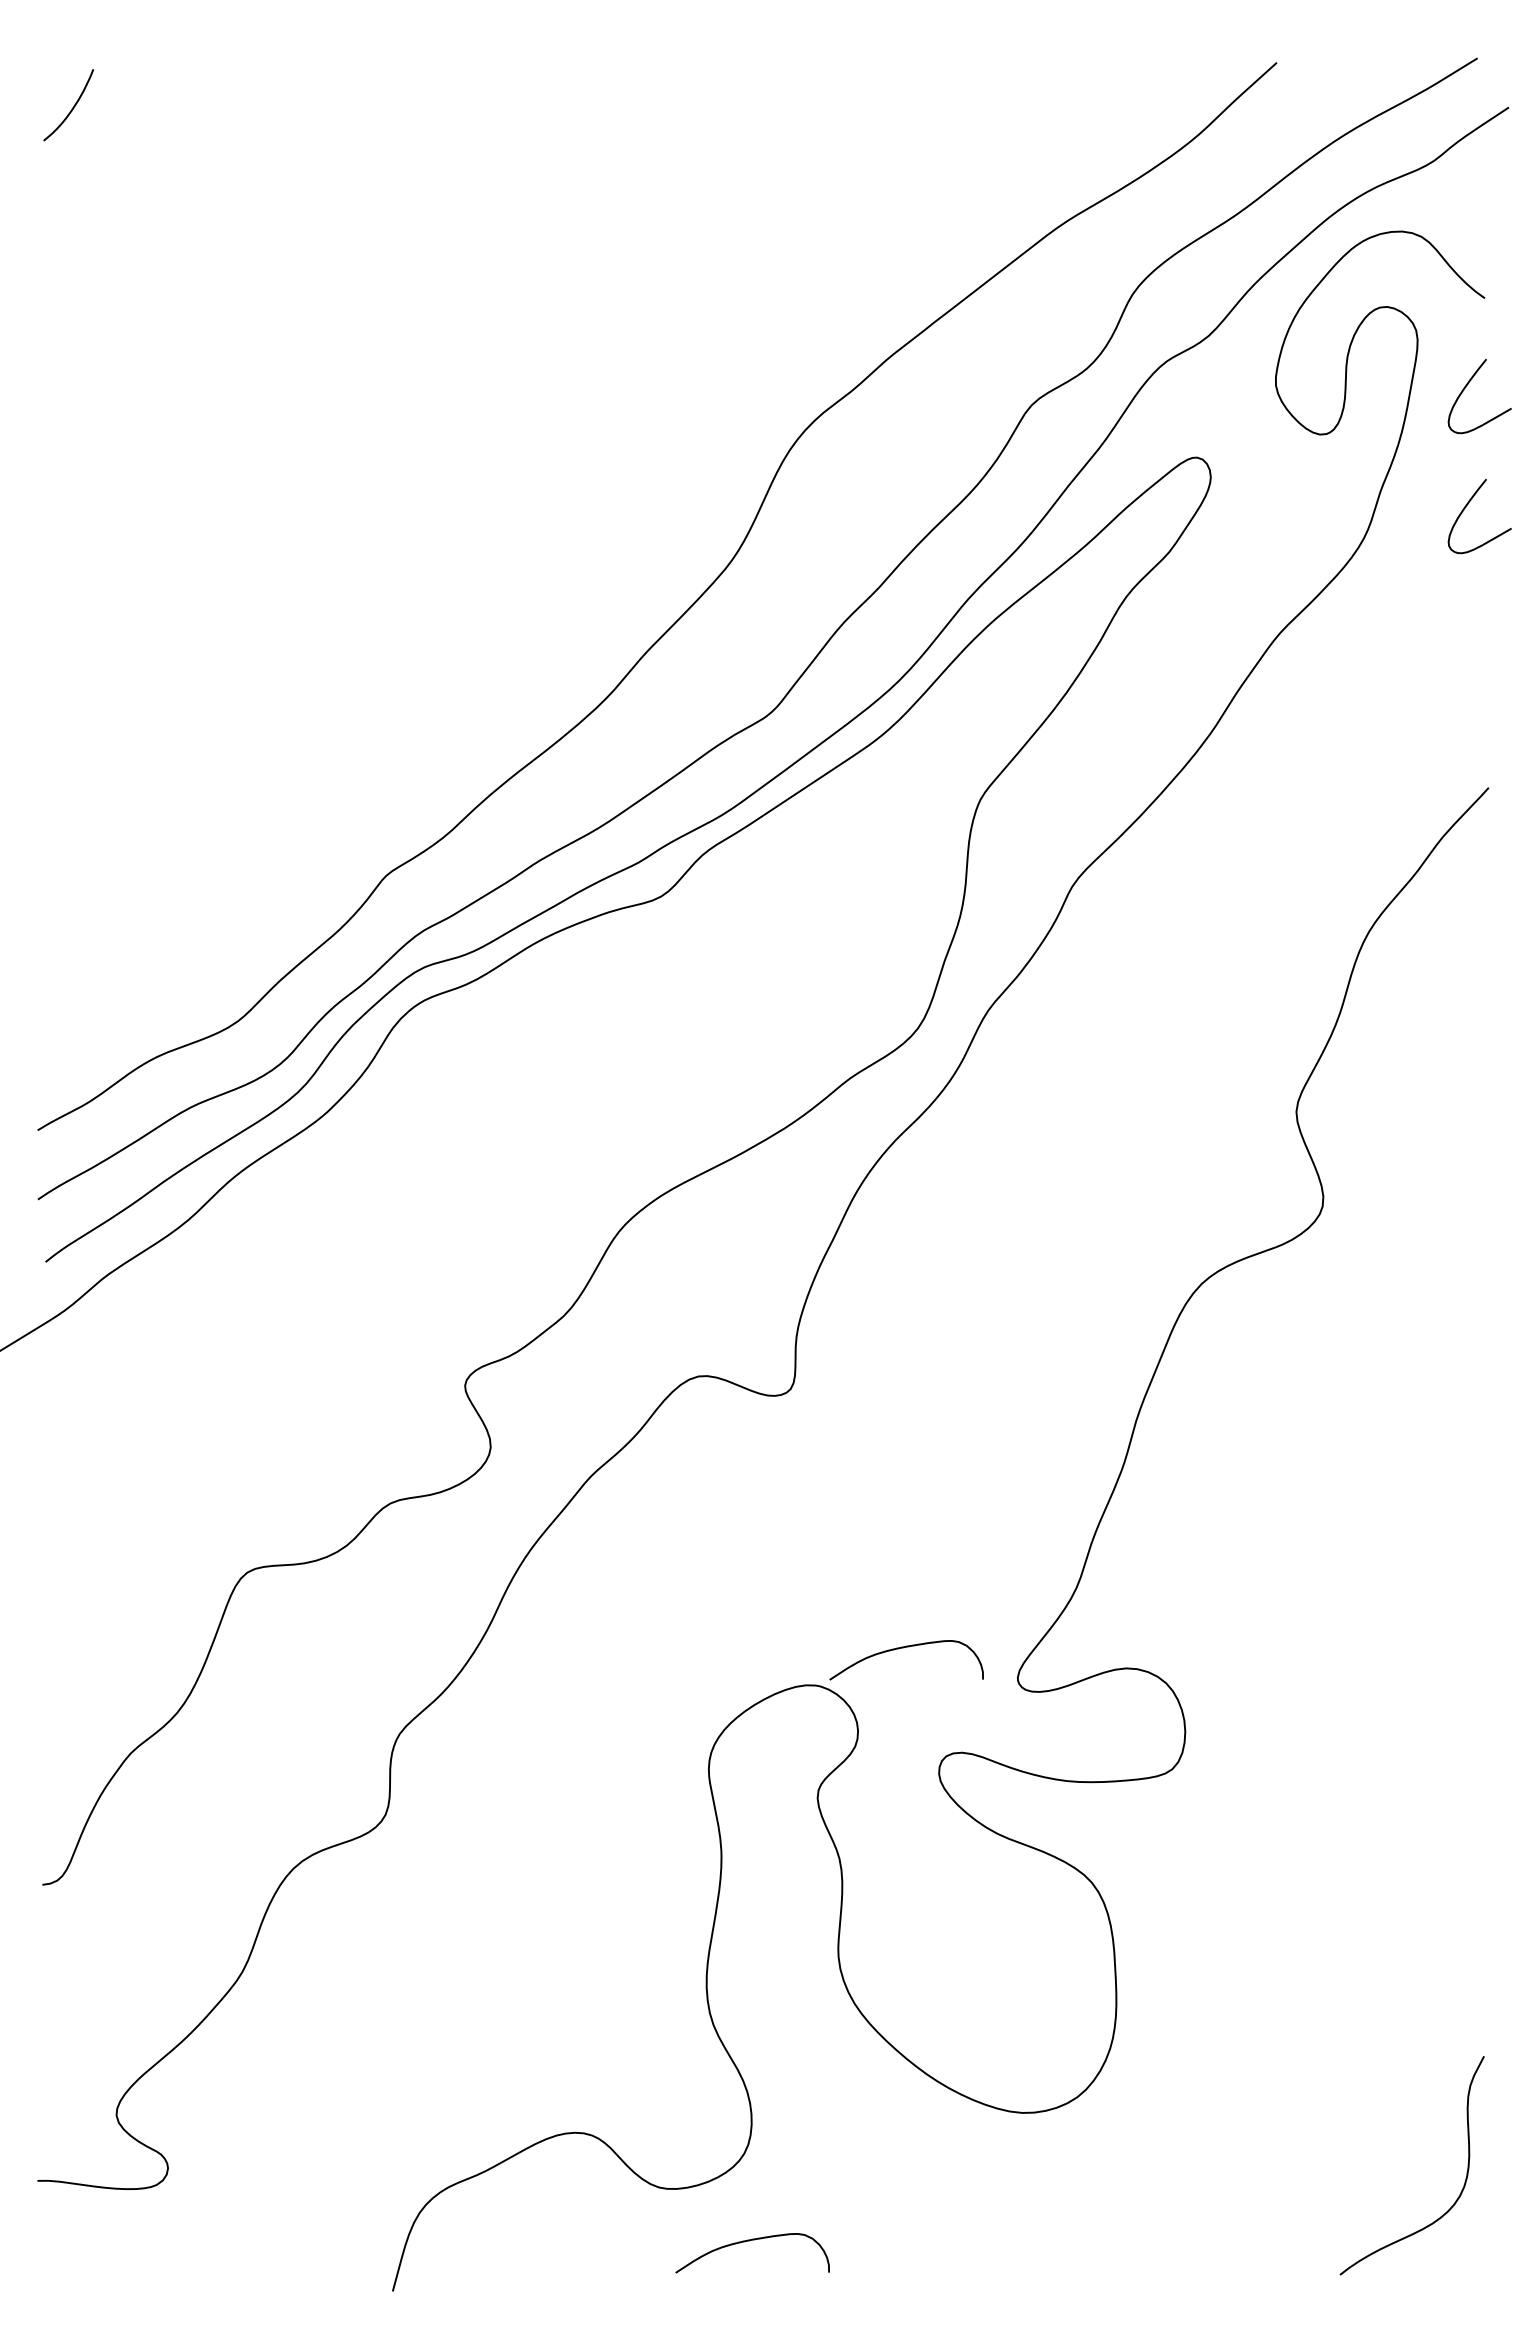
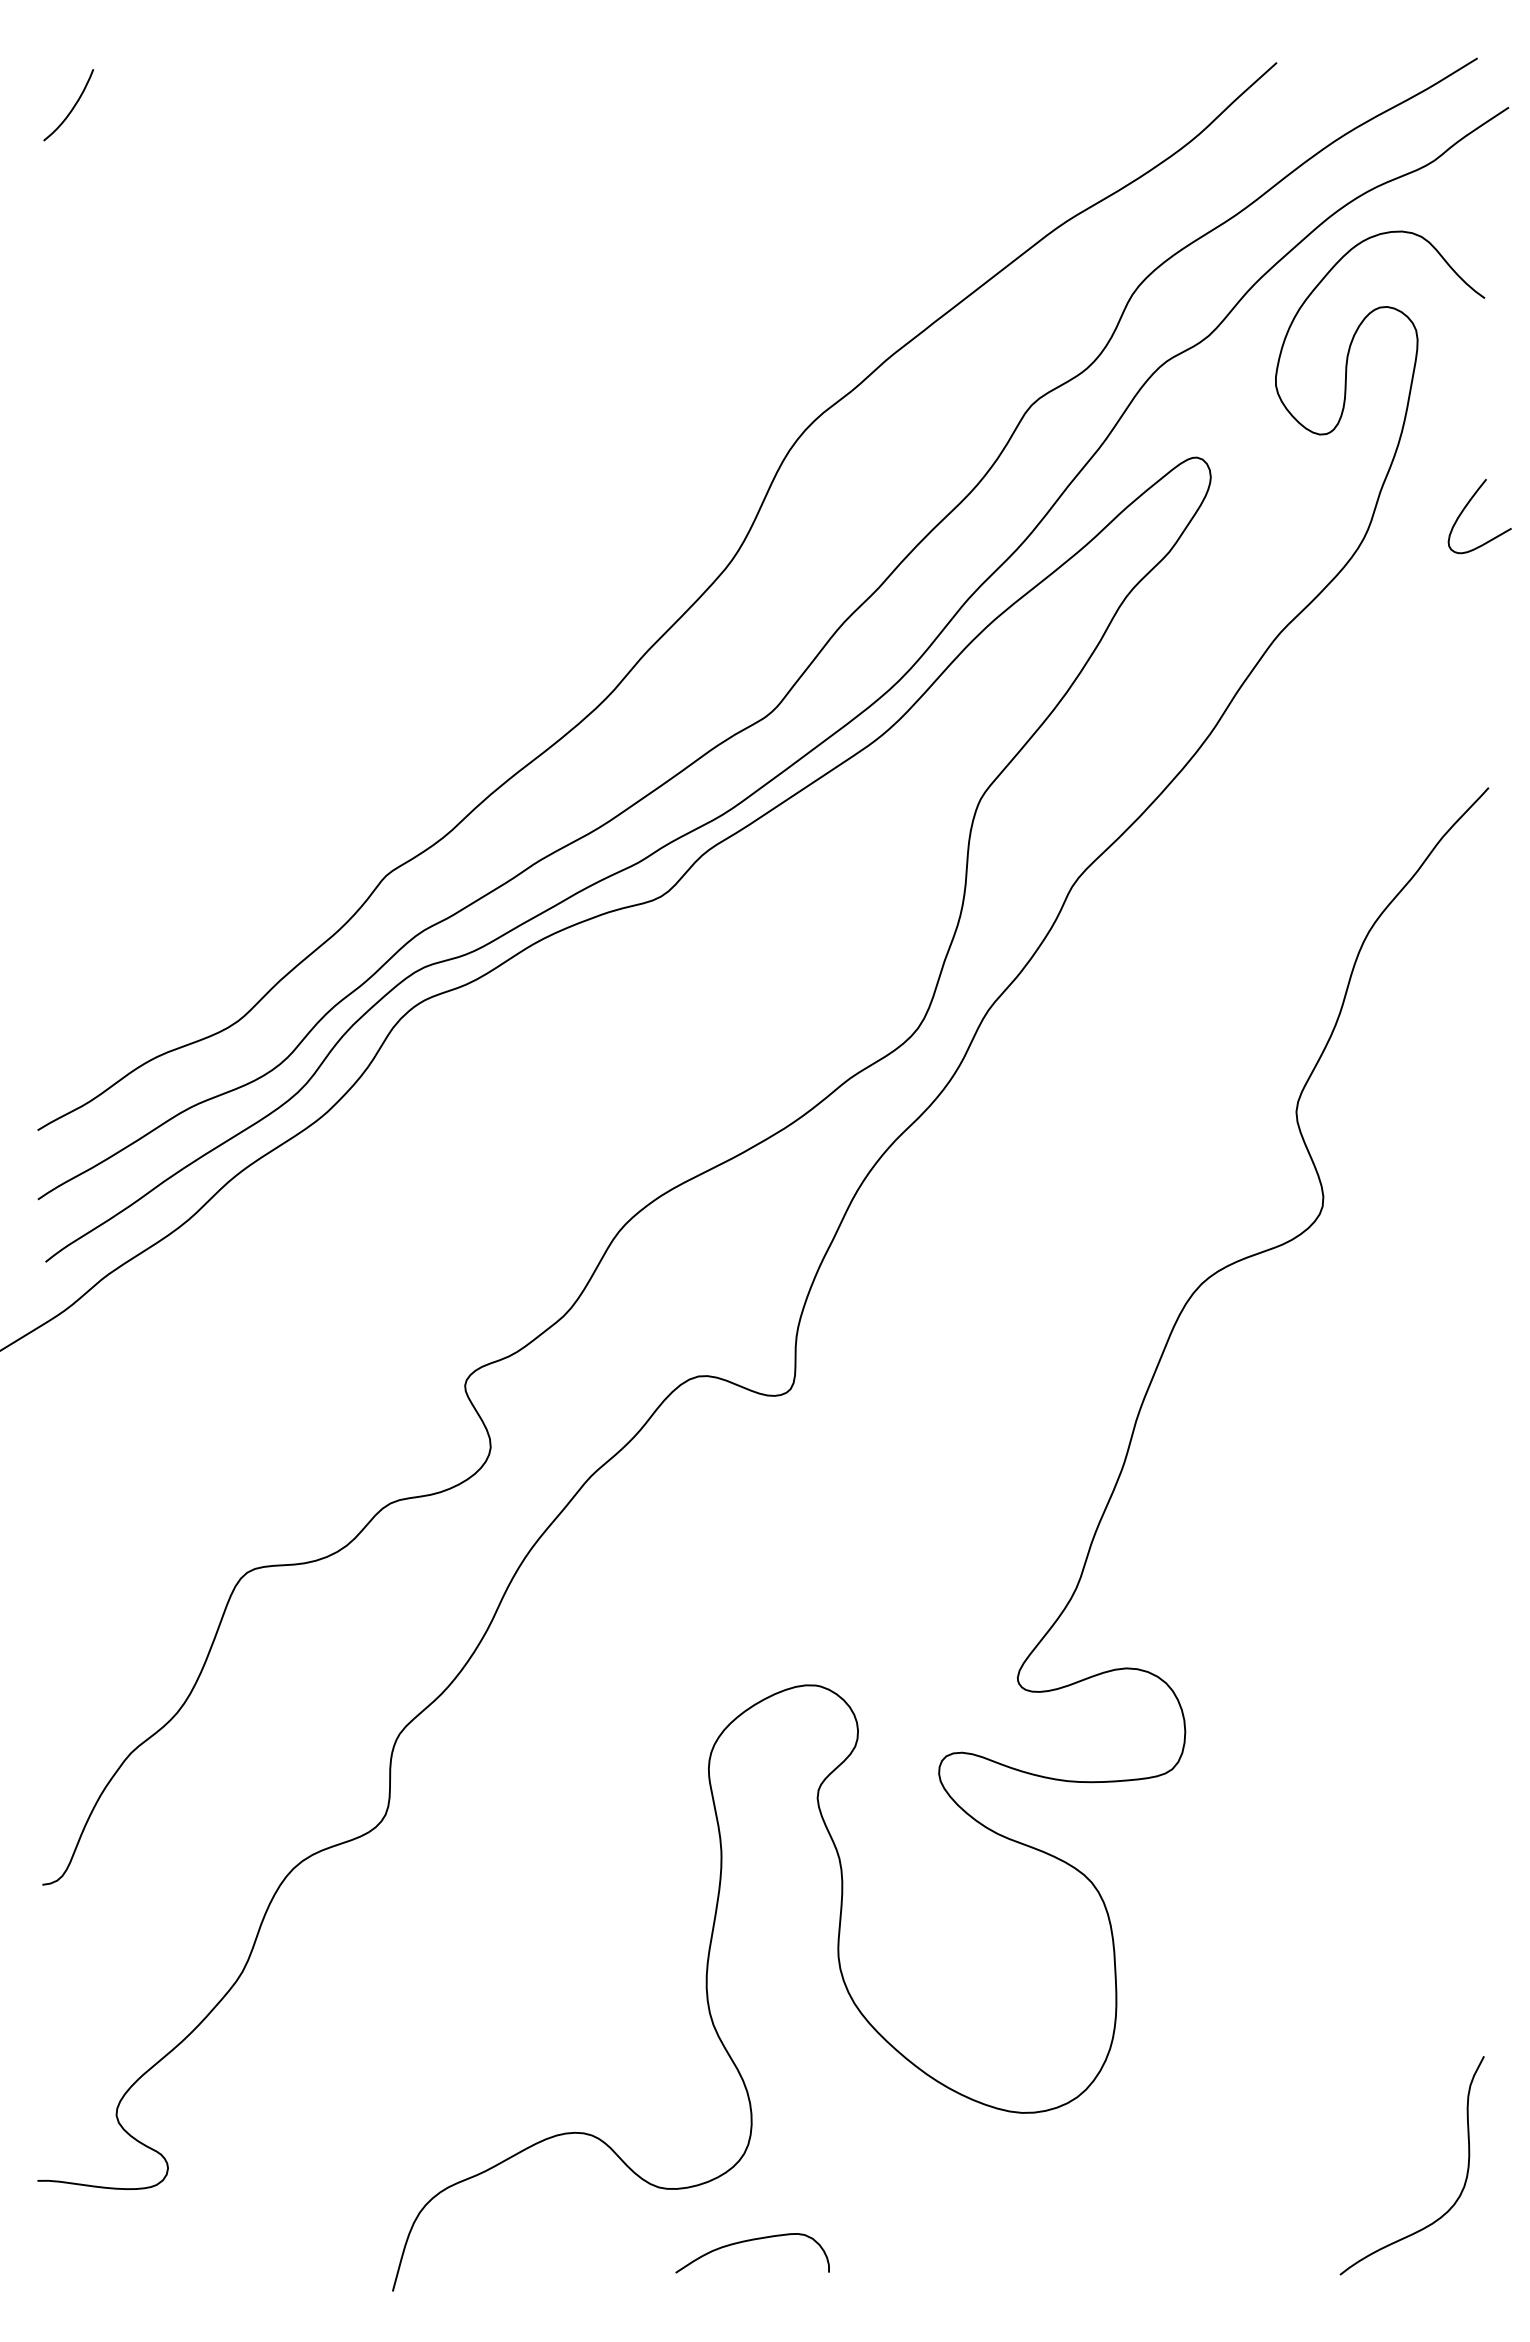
curve: present -> none (1466, 387)
curve: present -> none (903, 1648)
